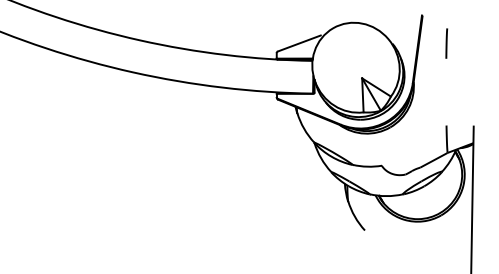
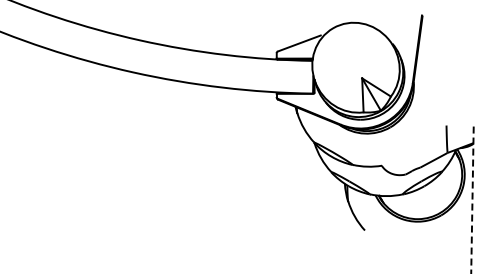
line: present -> none (446, 43)
line: solid -> dashed (472, 200)
